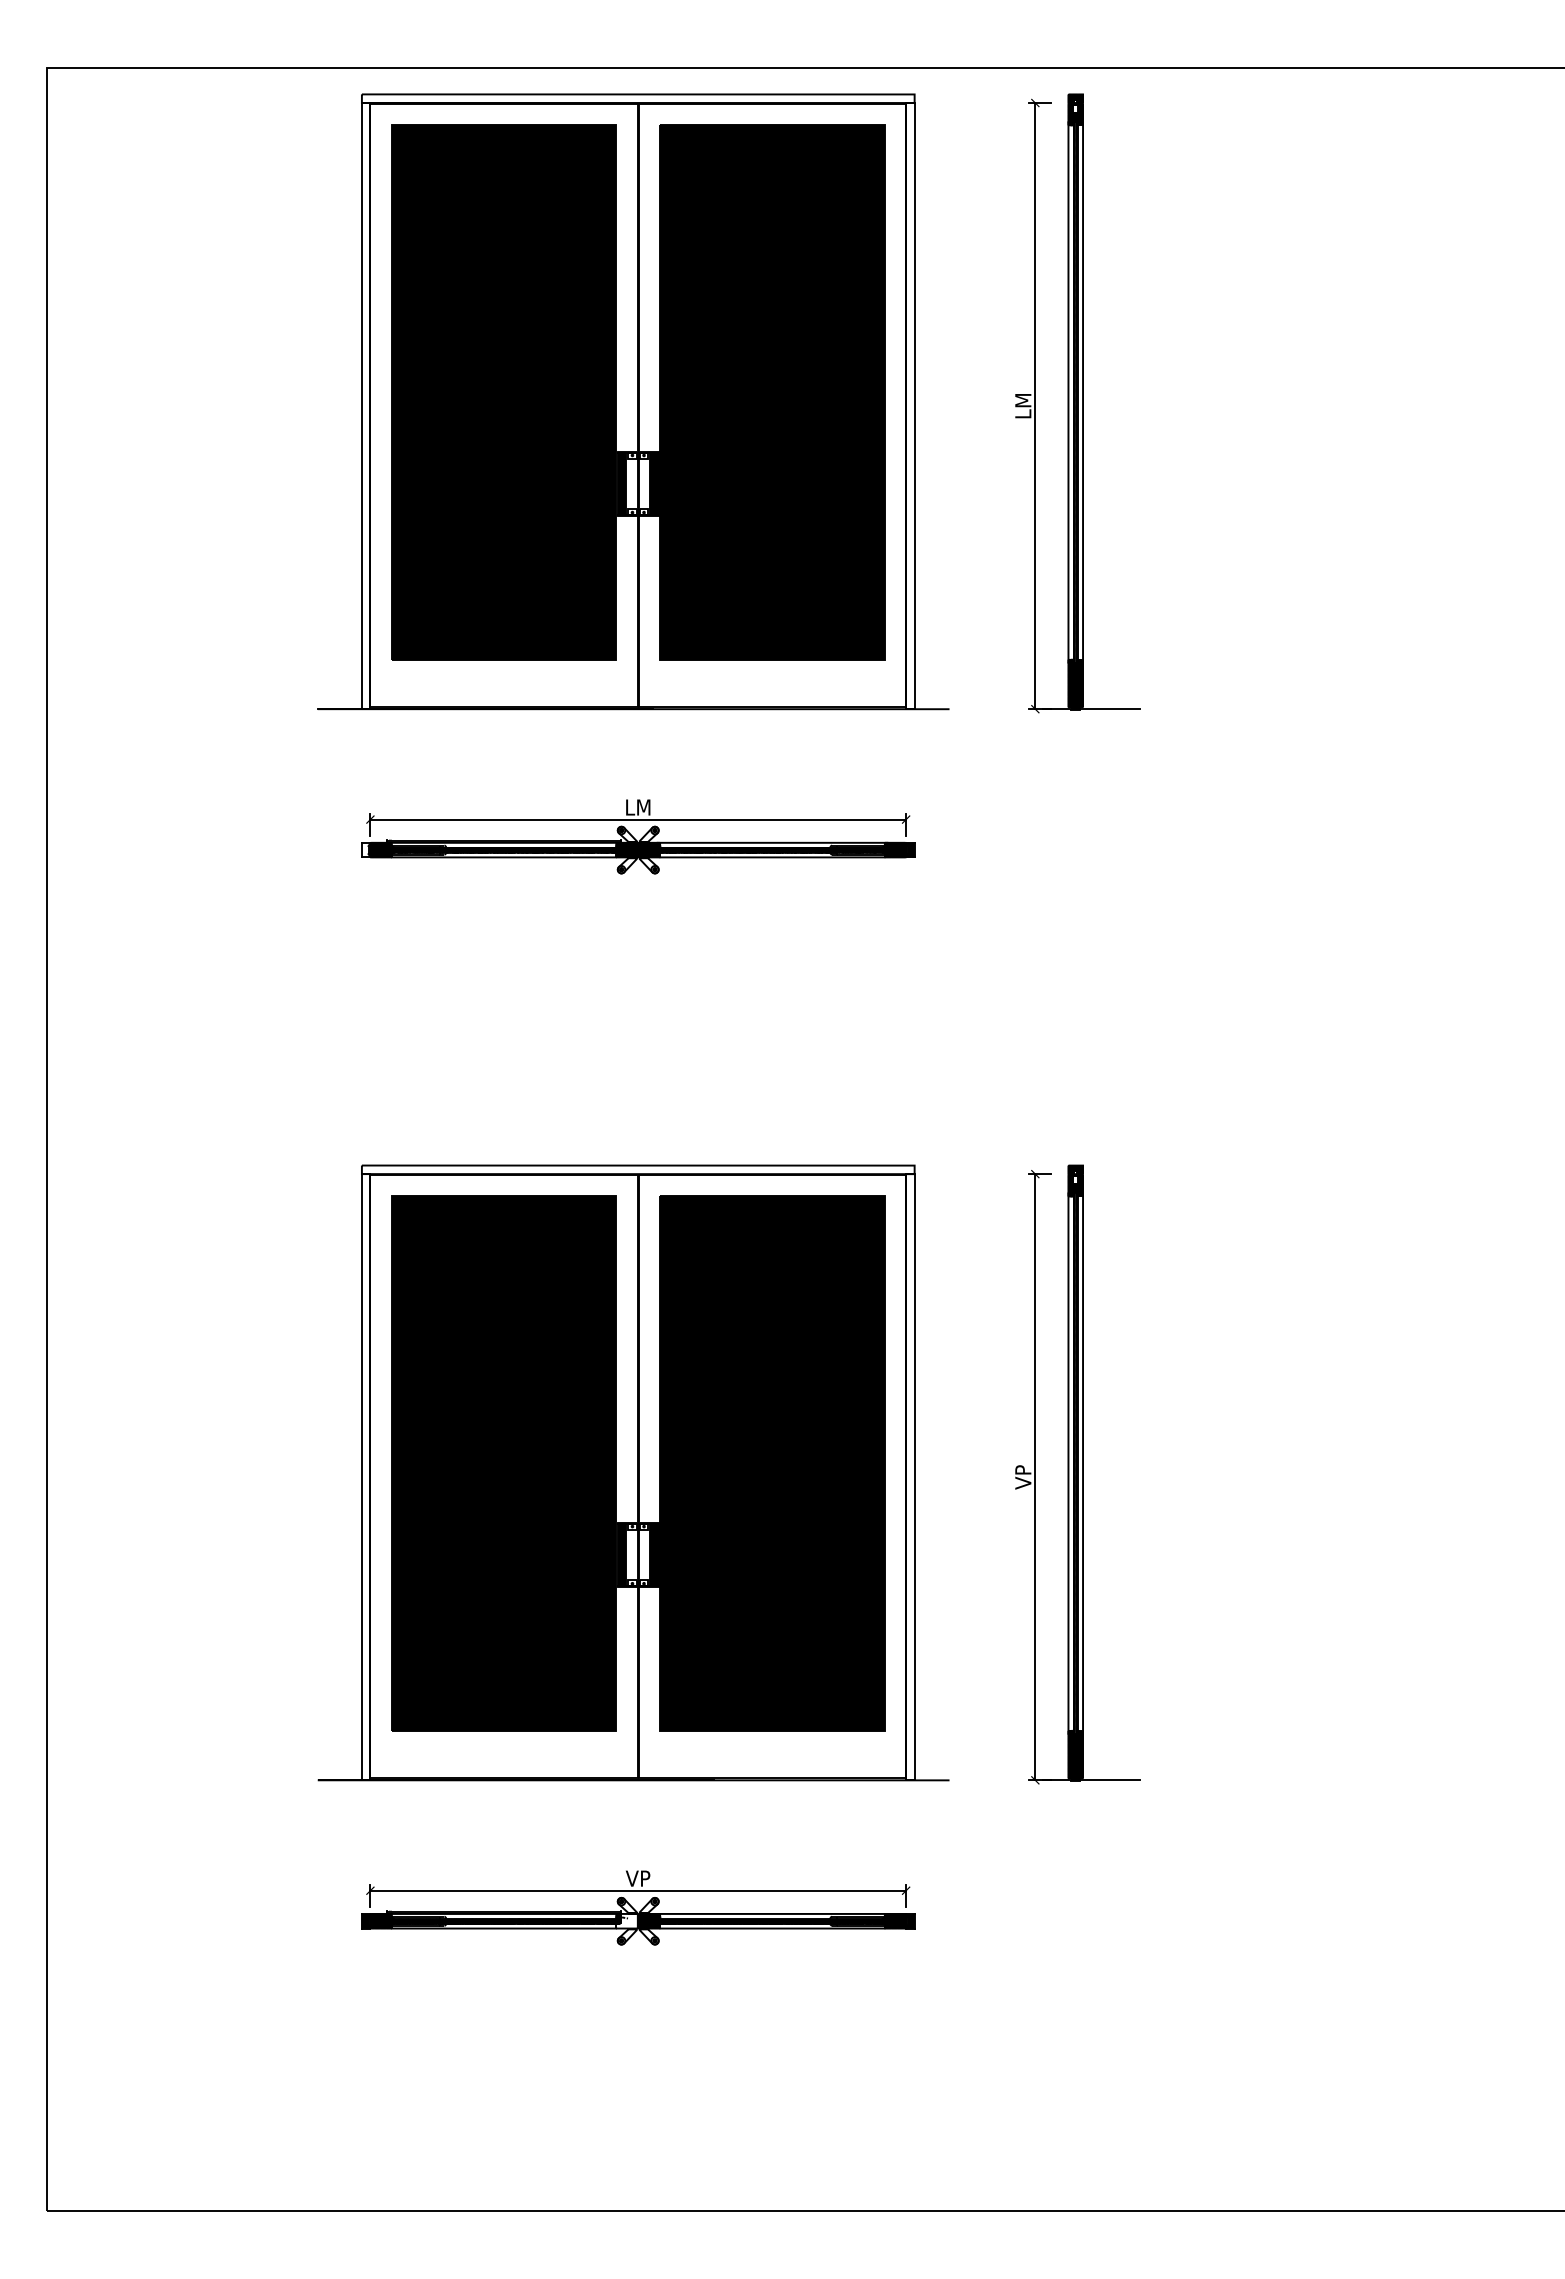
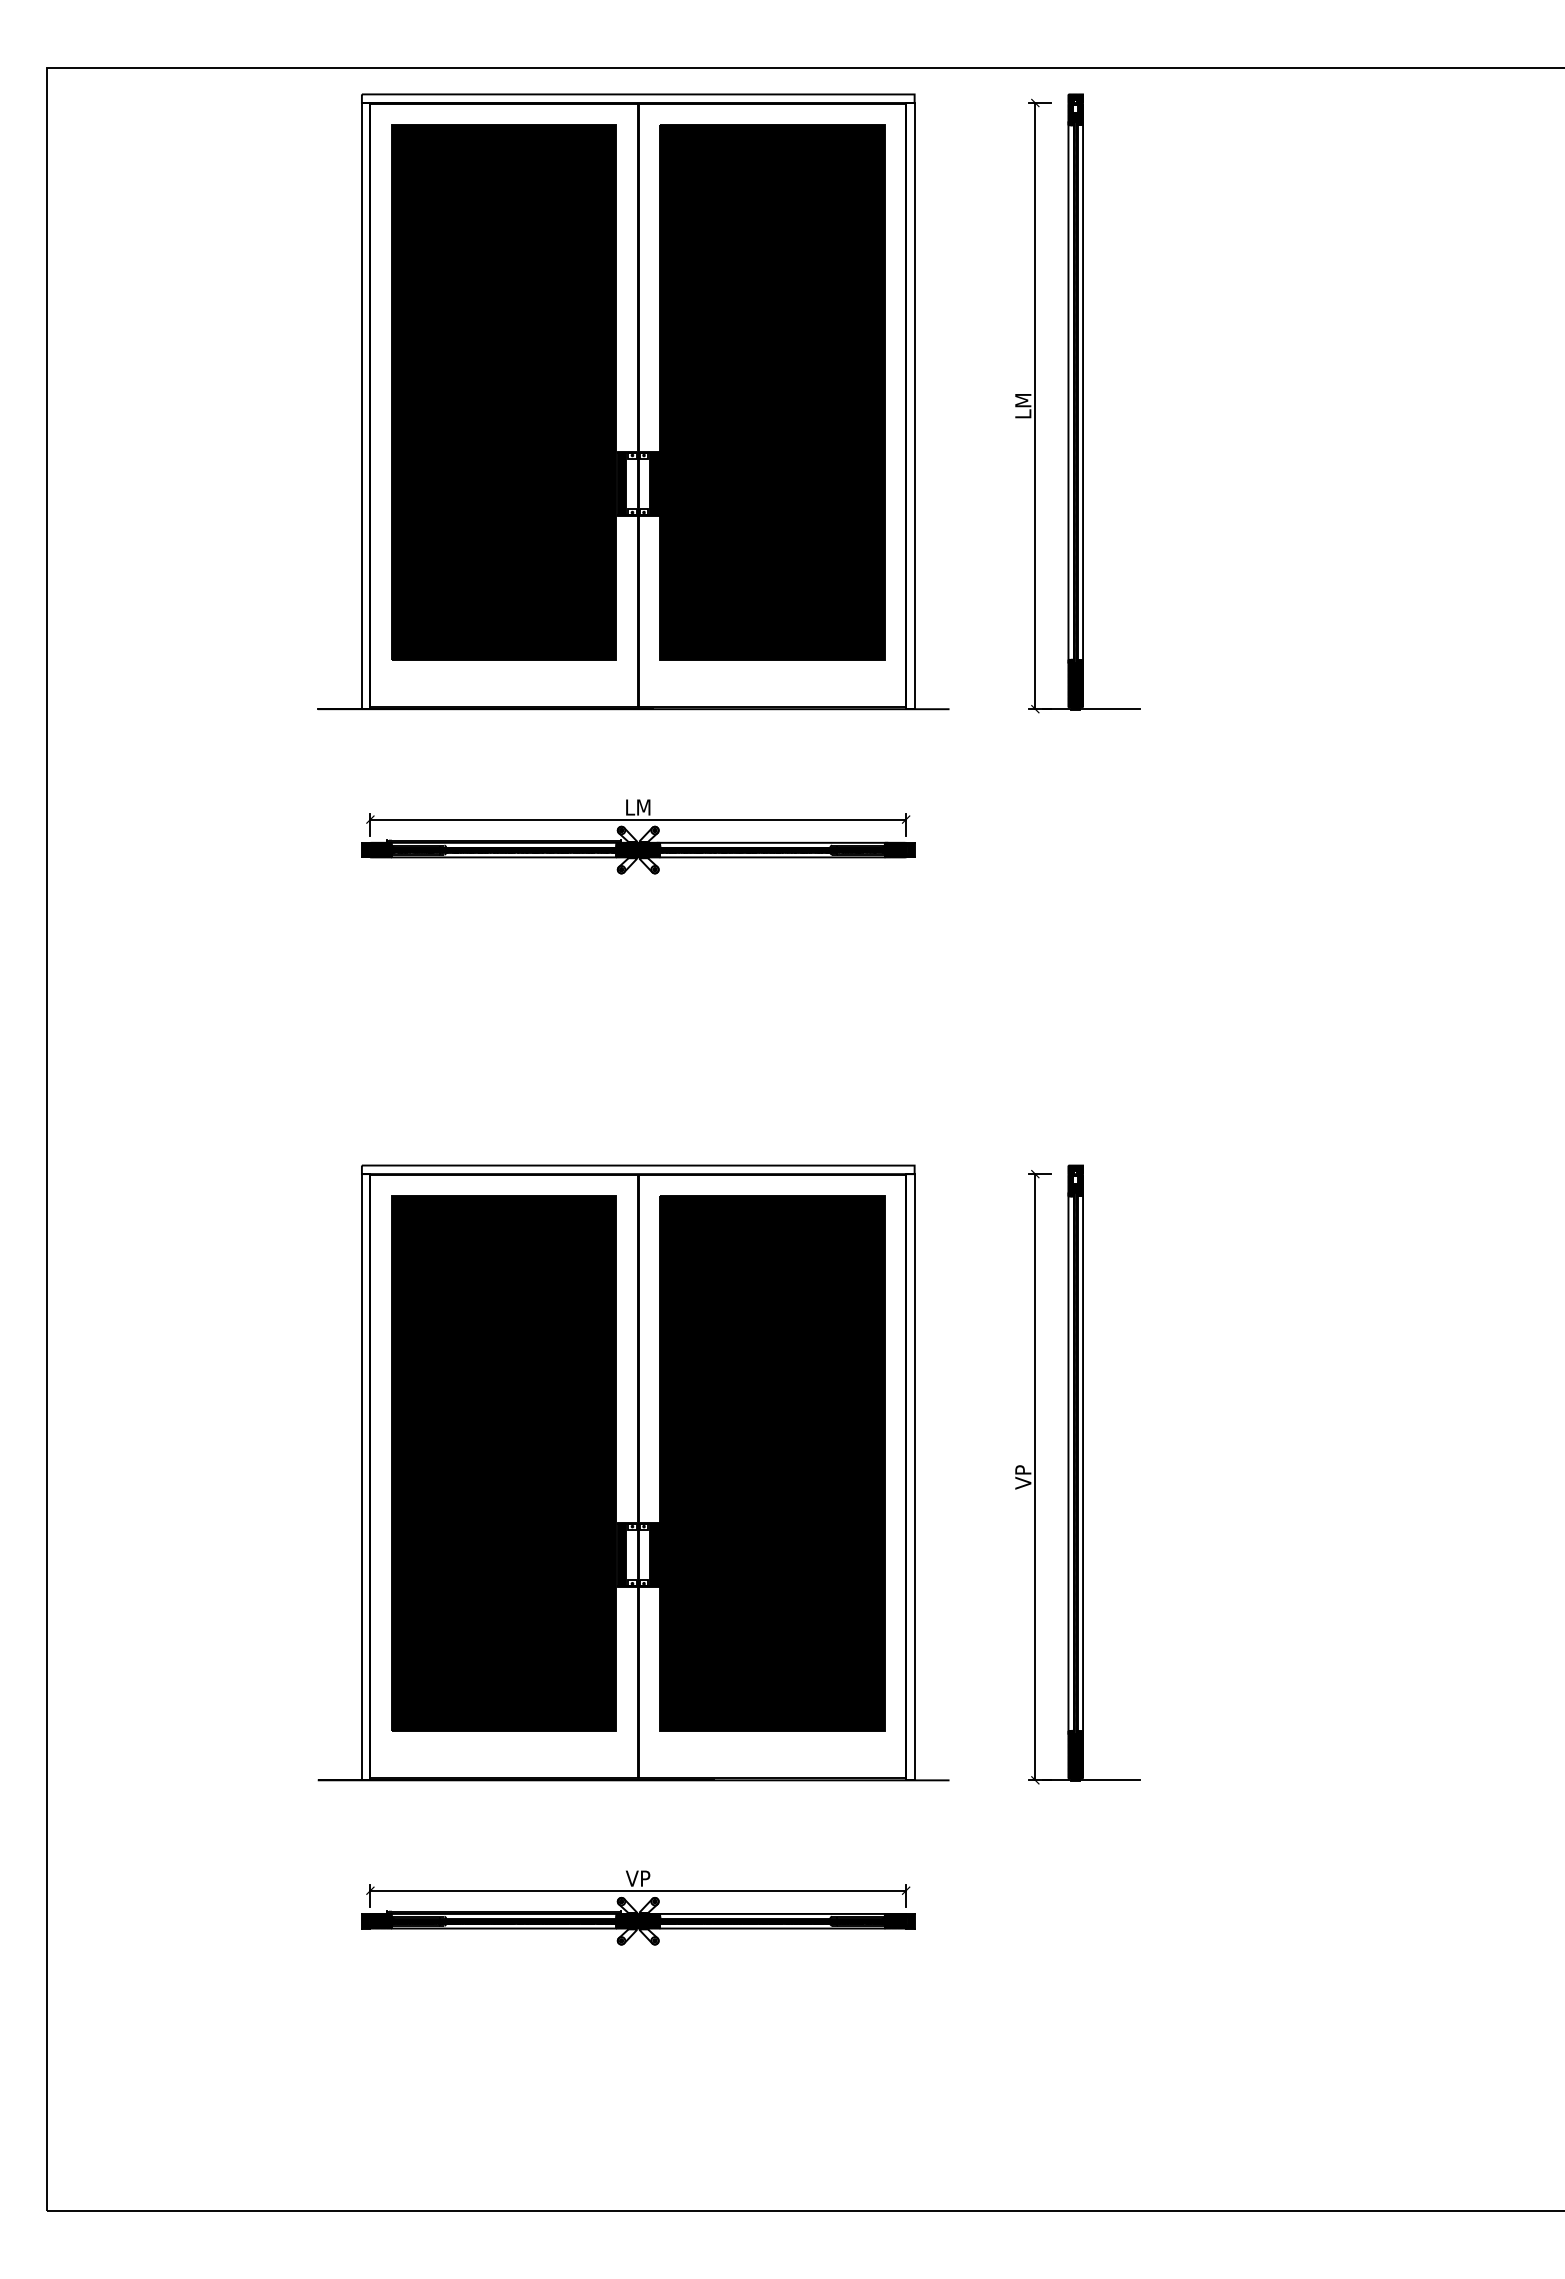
hatch: none -> present (365, 849)
hatch: none -> present (626, 1920)
